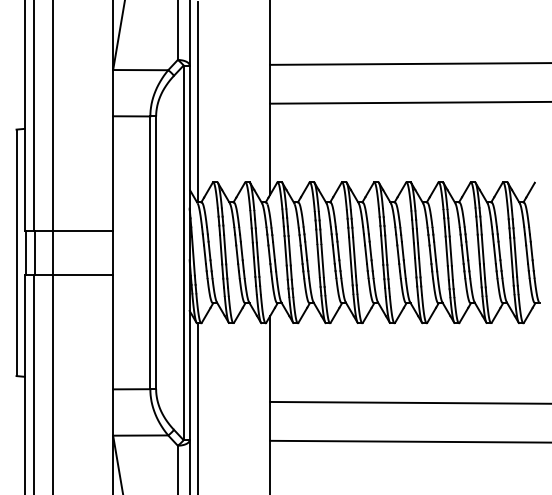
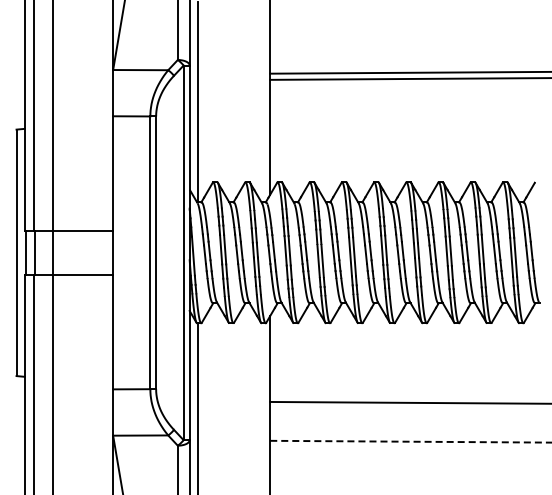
line position: (409, 63) -> (409, 78) (409, 78)
line position: (409, 102) -> (409, 72) (409, 72)
line: solid -> dashed (410, 441)
